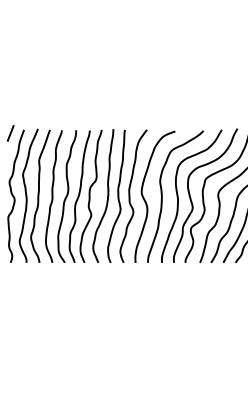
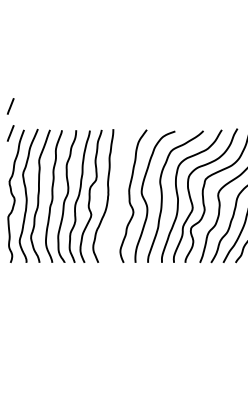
line: none -> present (10, 106)
curve: present -> none (117, 195)
